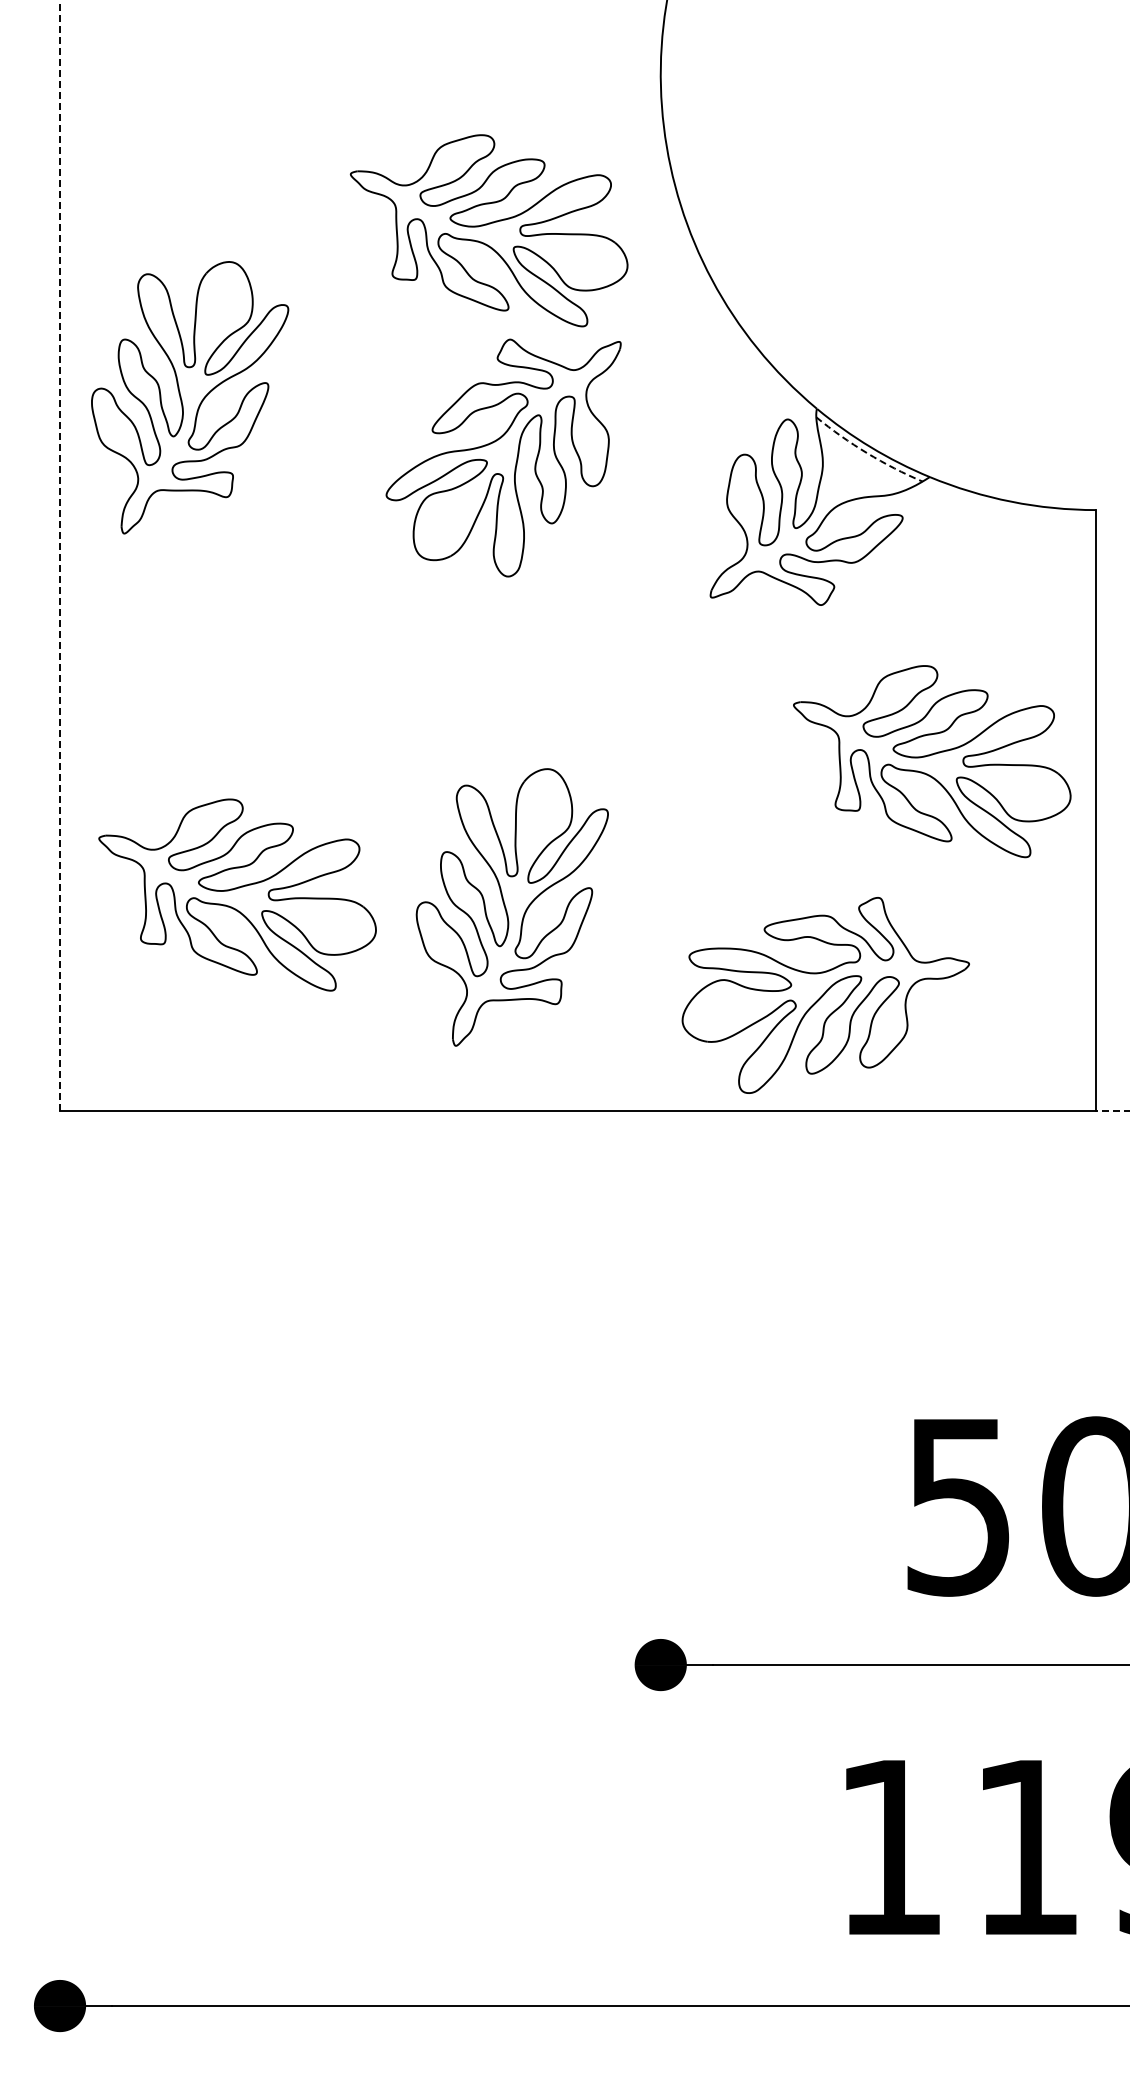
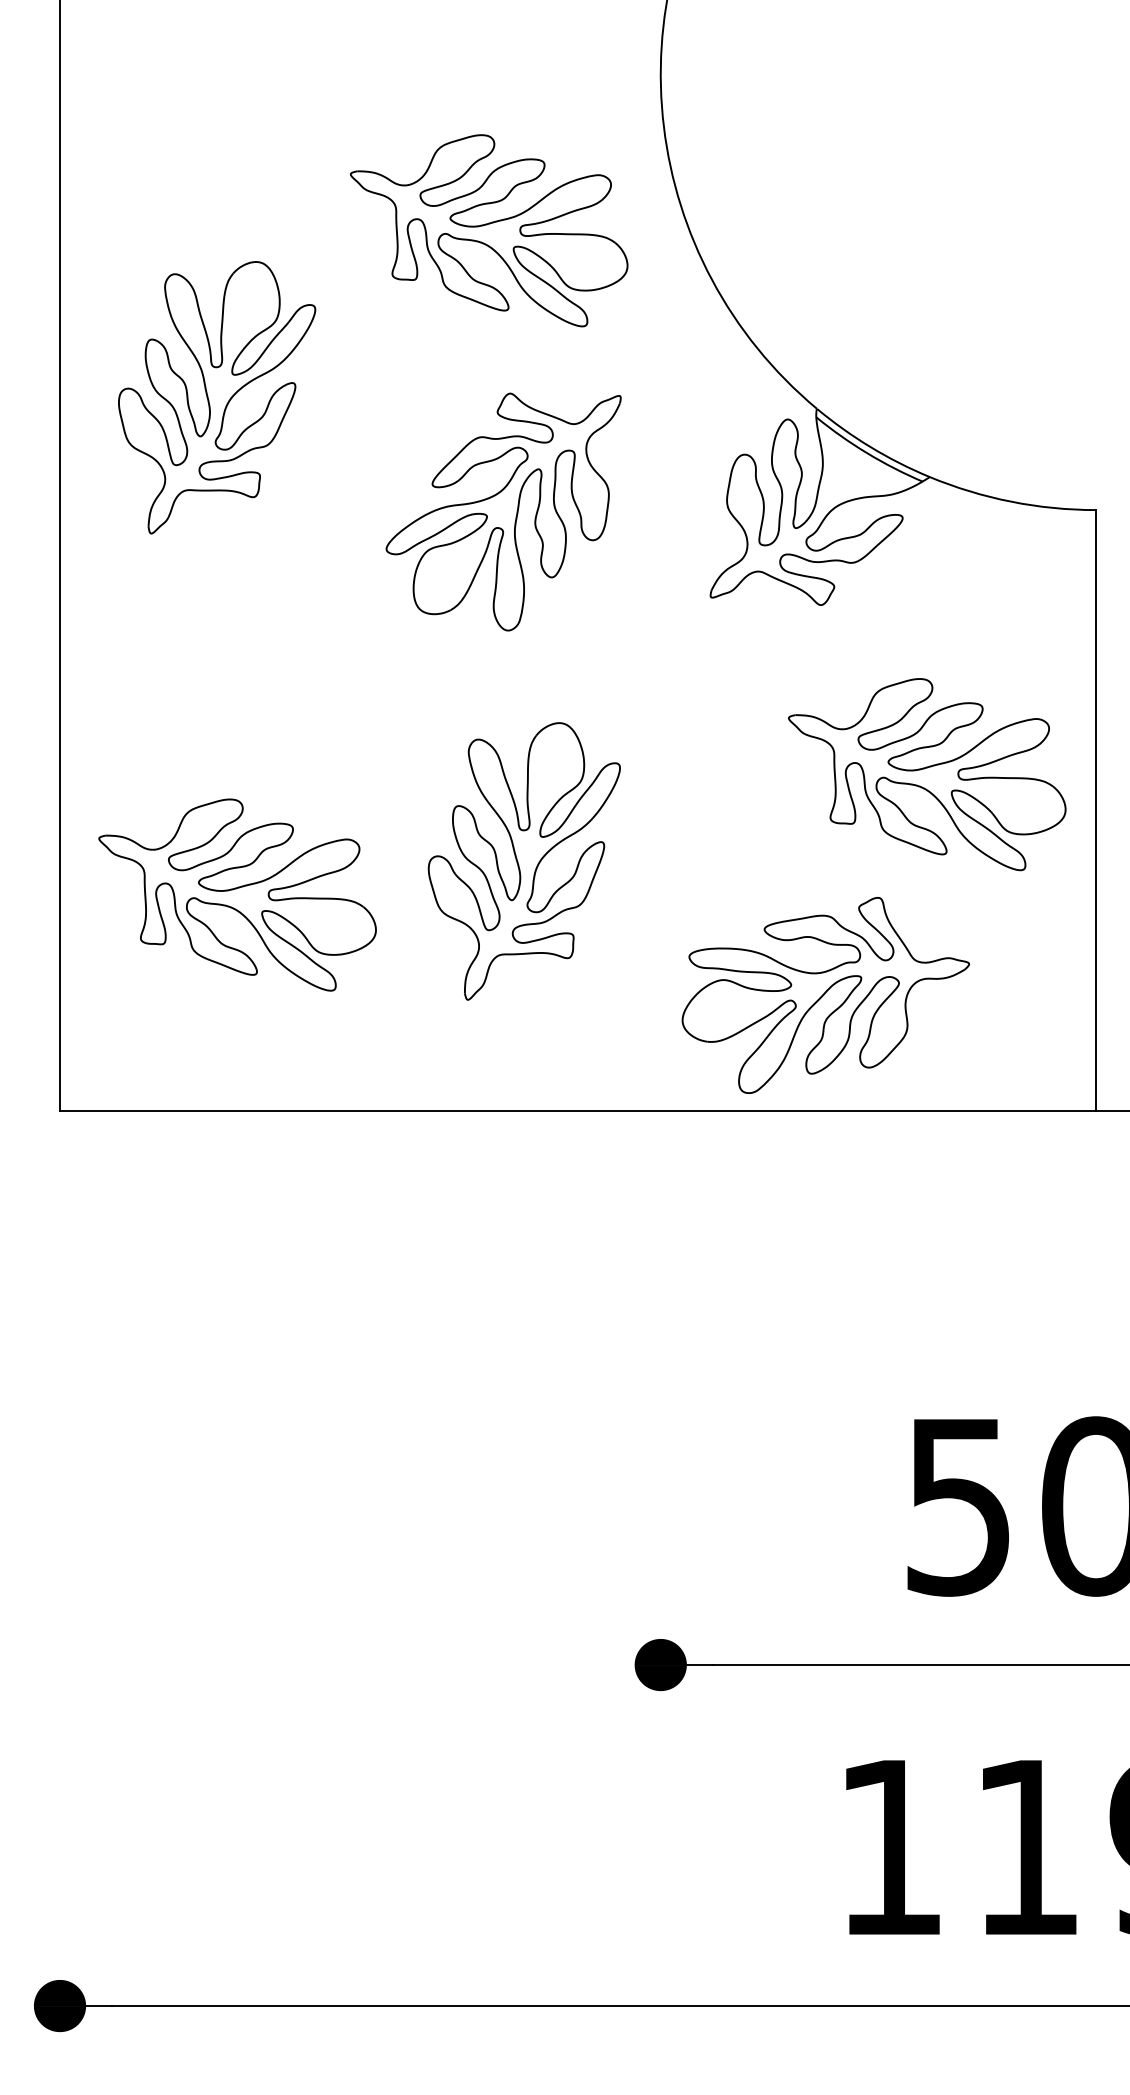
part position: (190, 397) -> (217, 397) (217, 397)
arc: dashed -> solid (867, 453)
part position: (503, 457) -> (503, 511) (503, 511)
line: dashed -> solid (60, 555)
part position: (932, 761) -> (927, 774) (927, 774)
part position: (511, 907) -> (523, 861) (523, 861)
line: dashed -> solid (1112, 1110)
